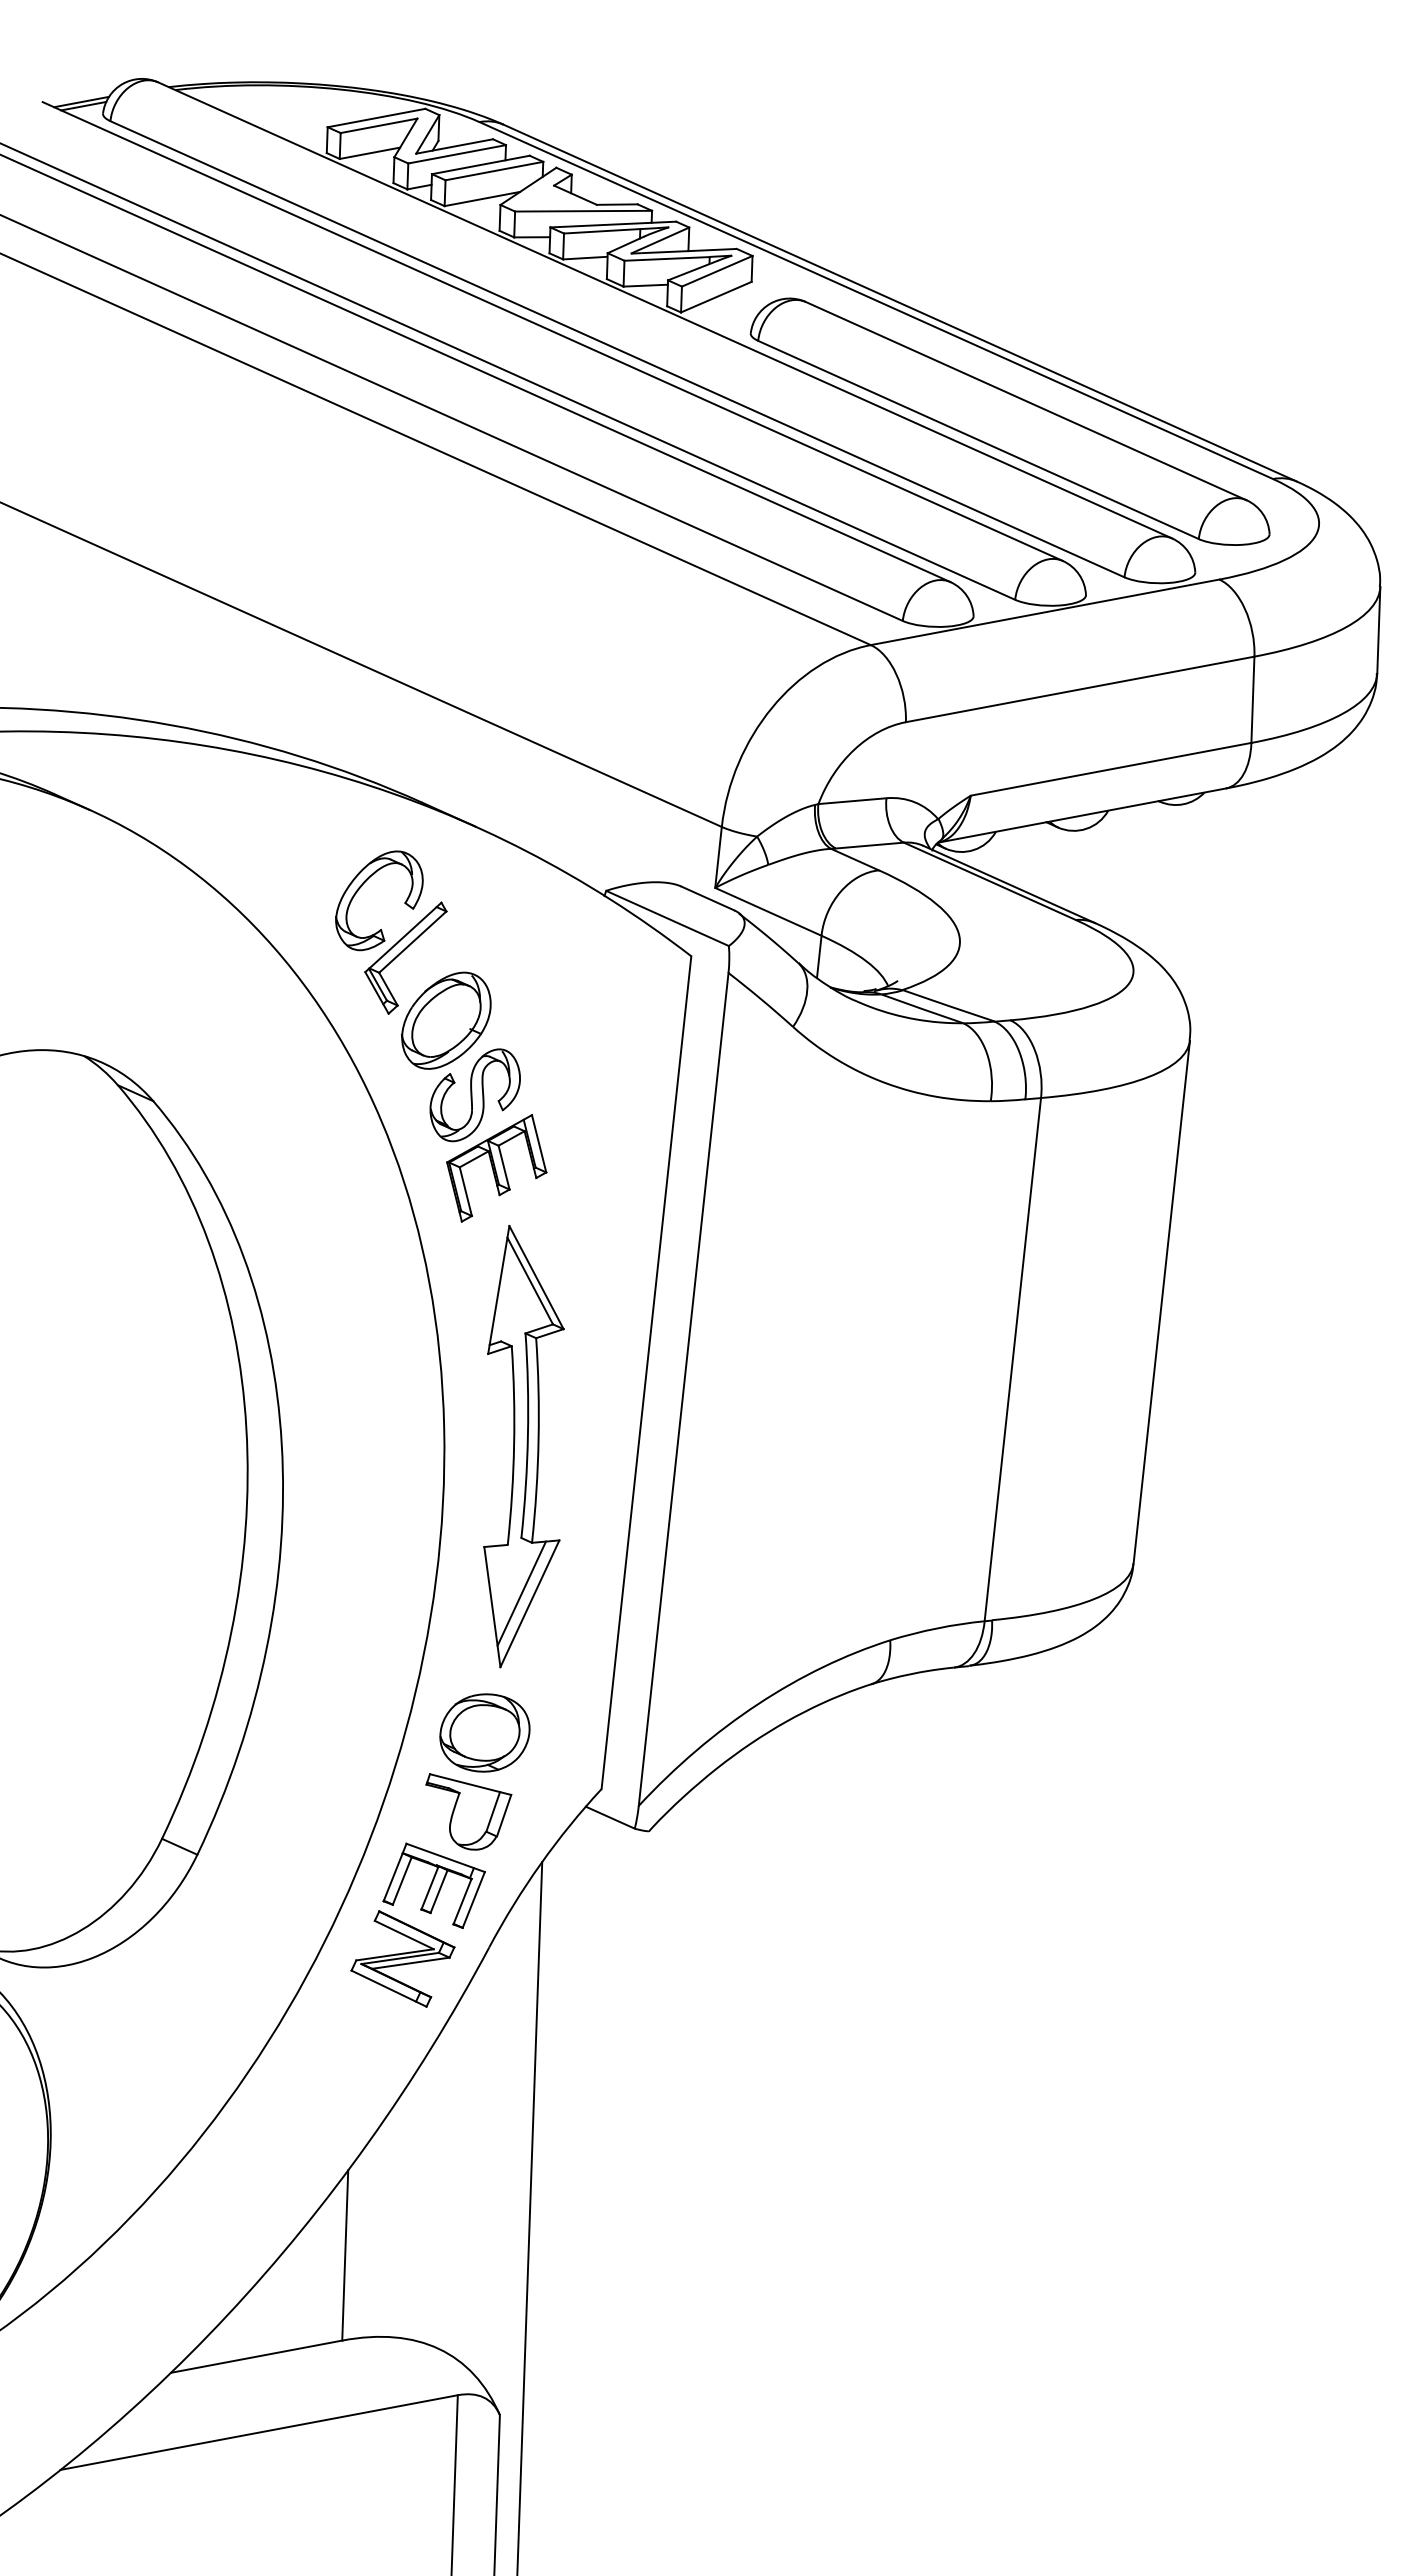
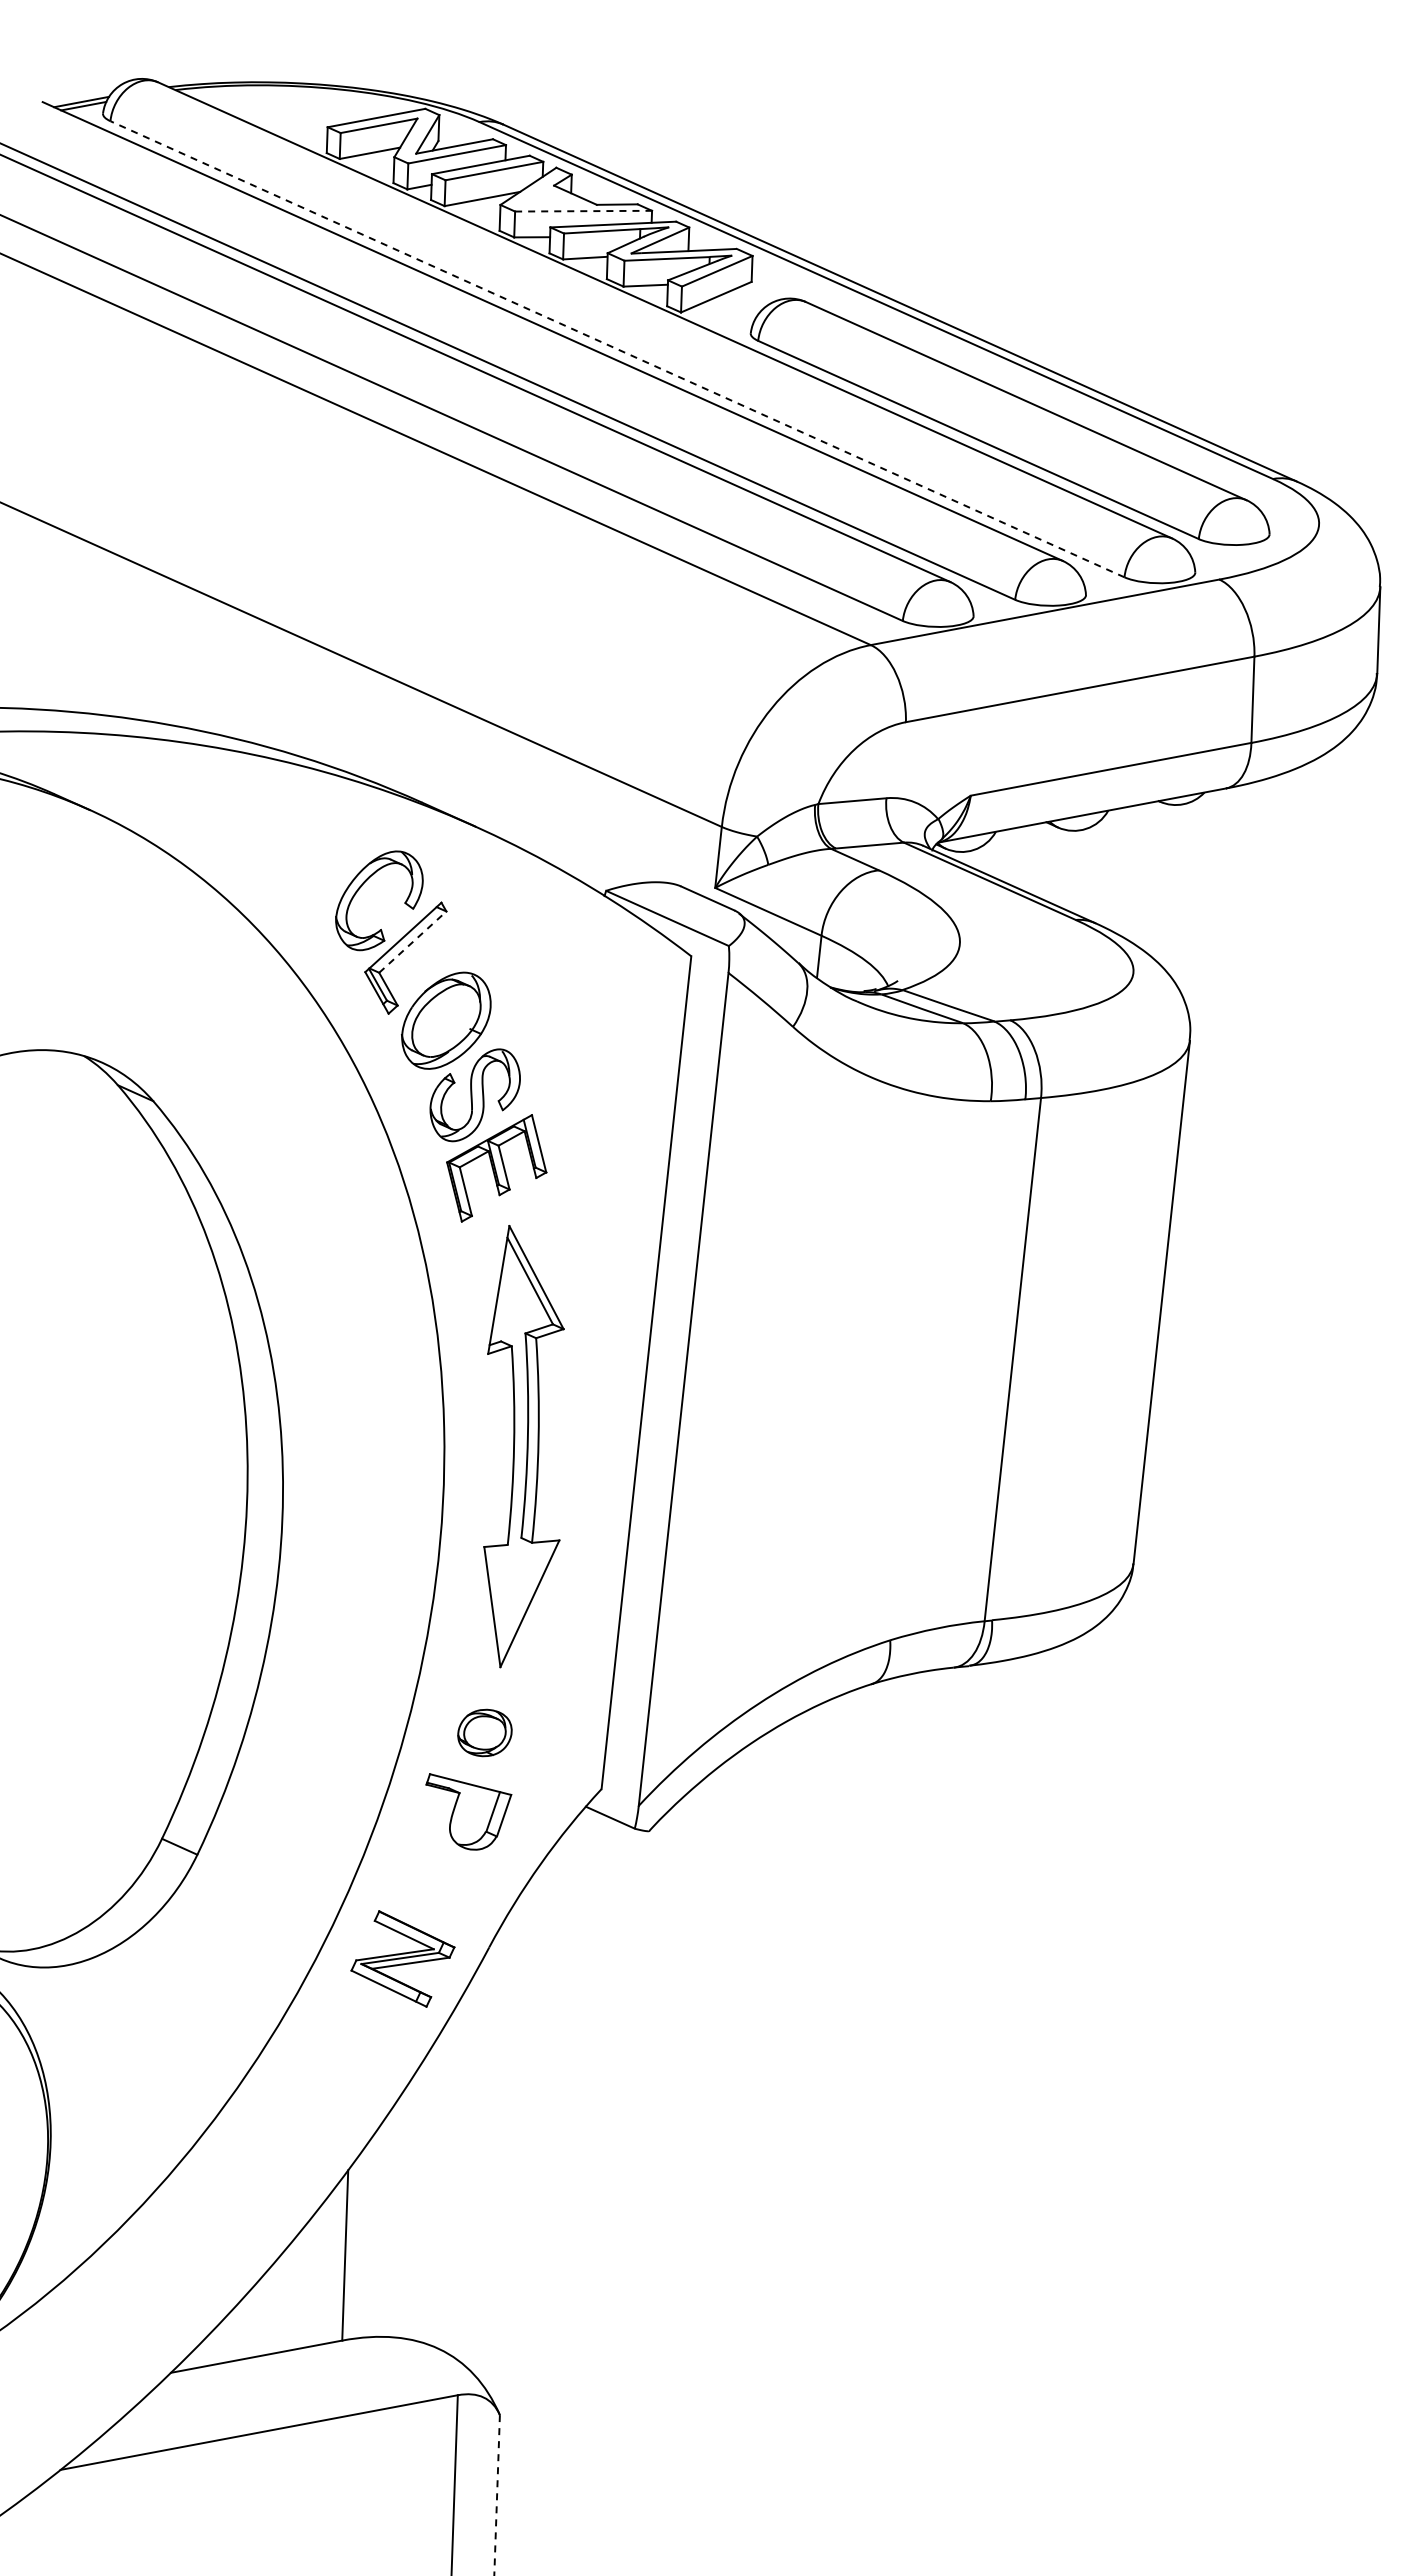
line: solid -> dashed (584, 211)
line: solid -> dashed (617, 349)
line: solid -> dashed (413, 941)
line: present -> none (521, 1593)
part size: 92x80 px -> 56x50 px (484, 1732)
part: present -> none (433, 1885)
line: present -> none (529, 2216)
line: solid -> dashed (497, 2495)
